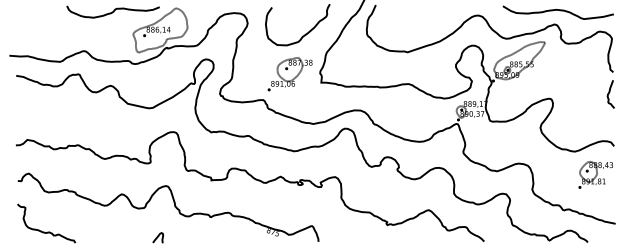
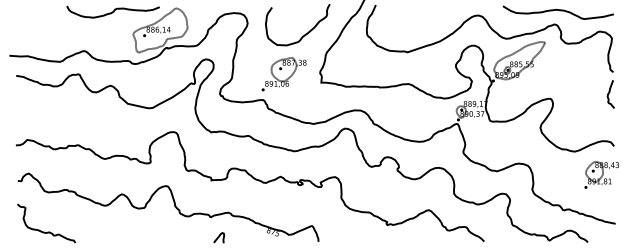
part position: (289, 74) -> (283, 74) (283, 74)
part position: (595, 174) -> (601, 174) (601, 174)
curve position: (158, 237) -> (219, 237) (219, 237)
